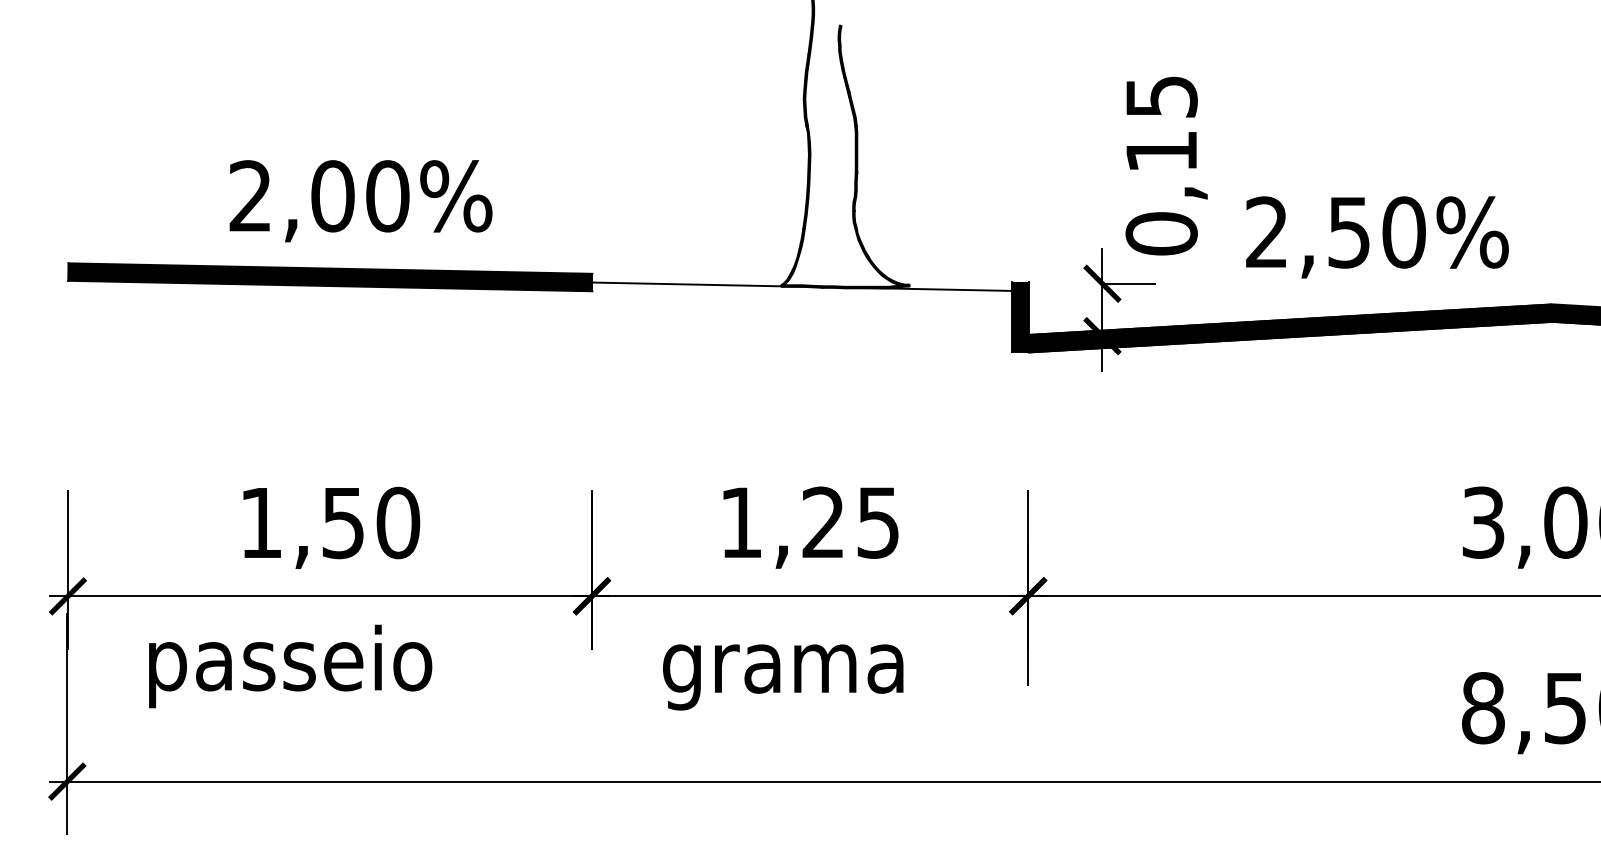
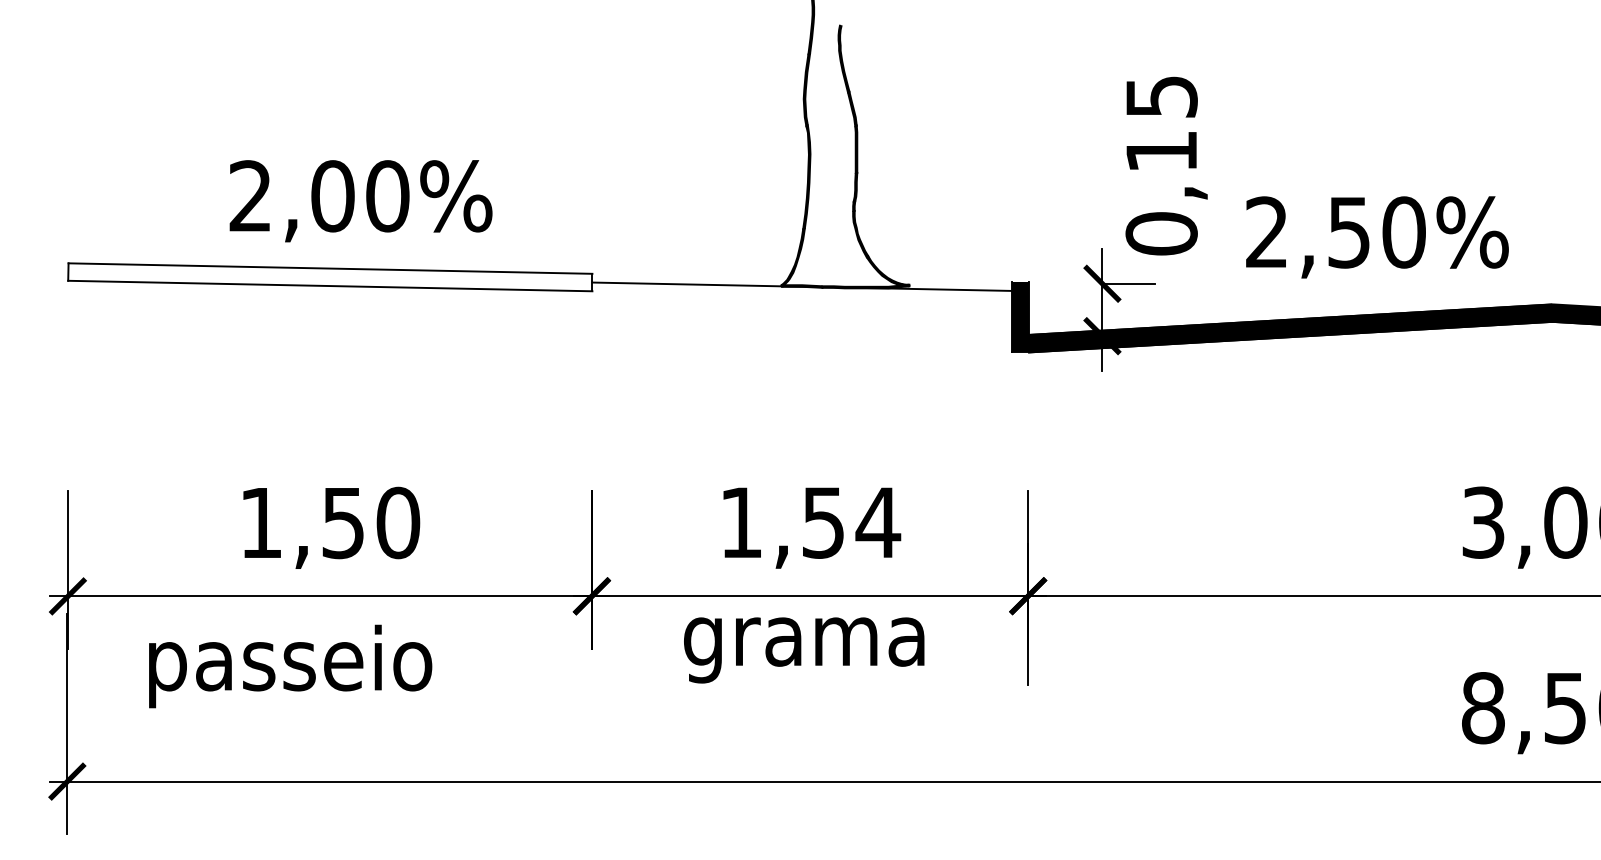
fill: present -> none (330, 277)
text: 1,25 -> 1,54 (851, 522)
text position: (783, 677) -> (804, 650) (804, 650)
